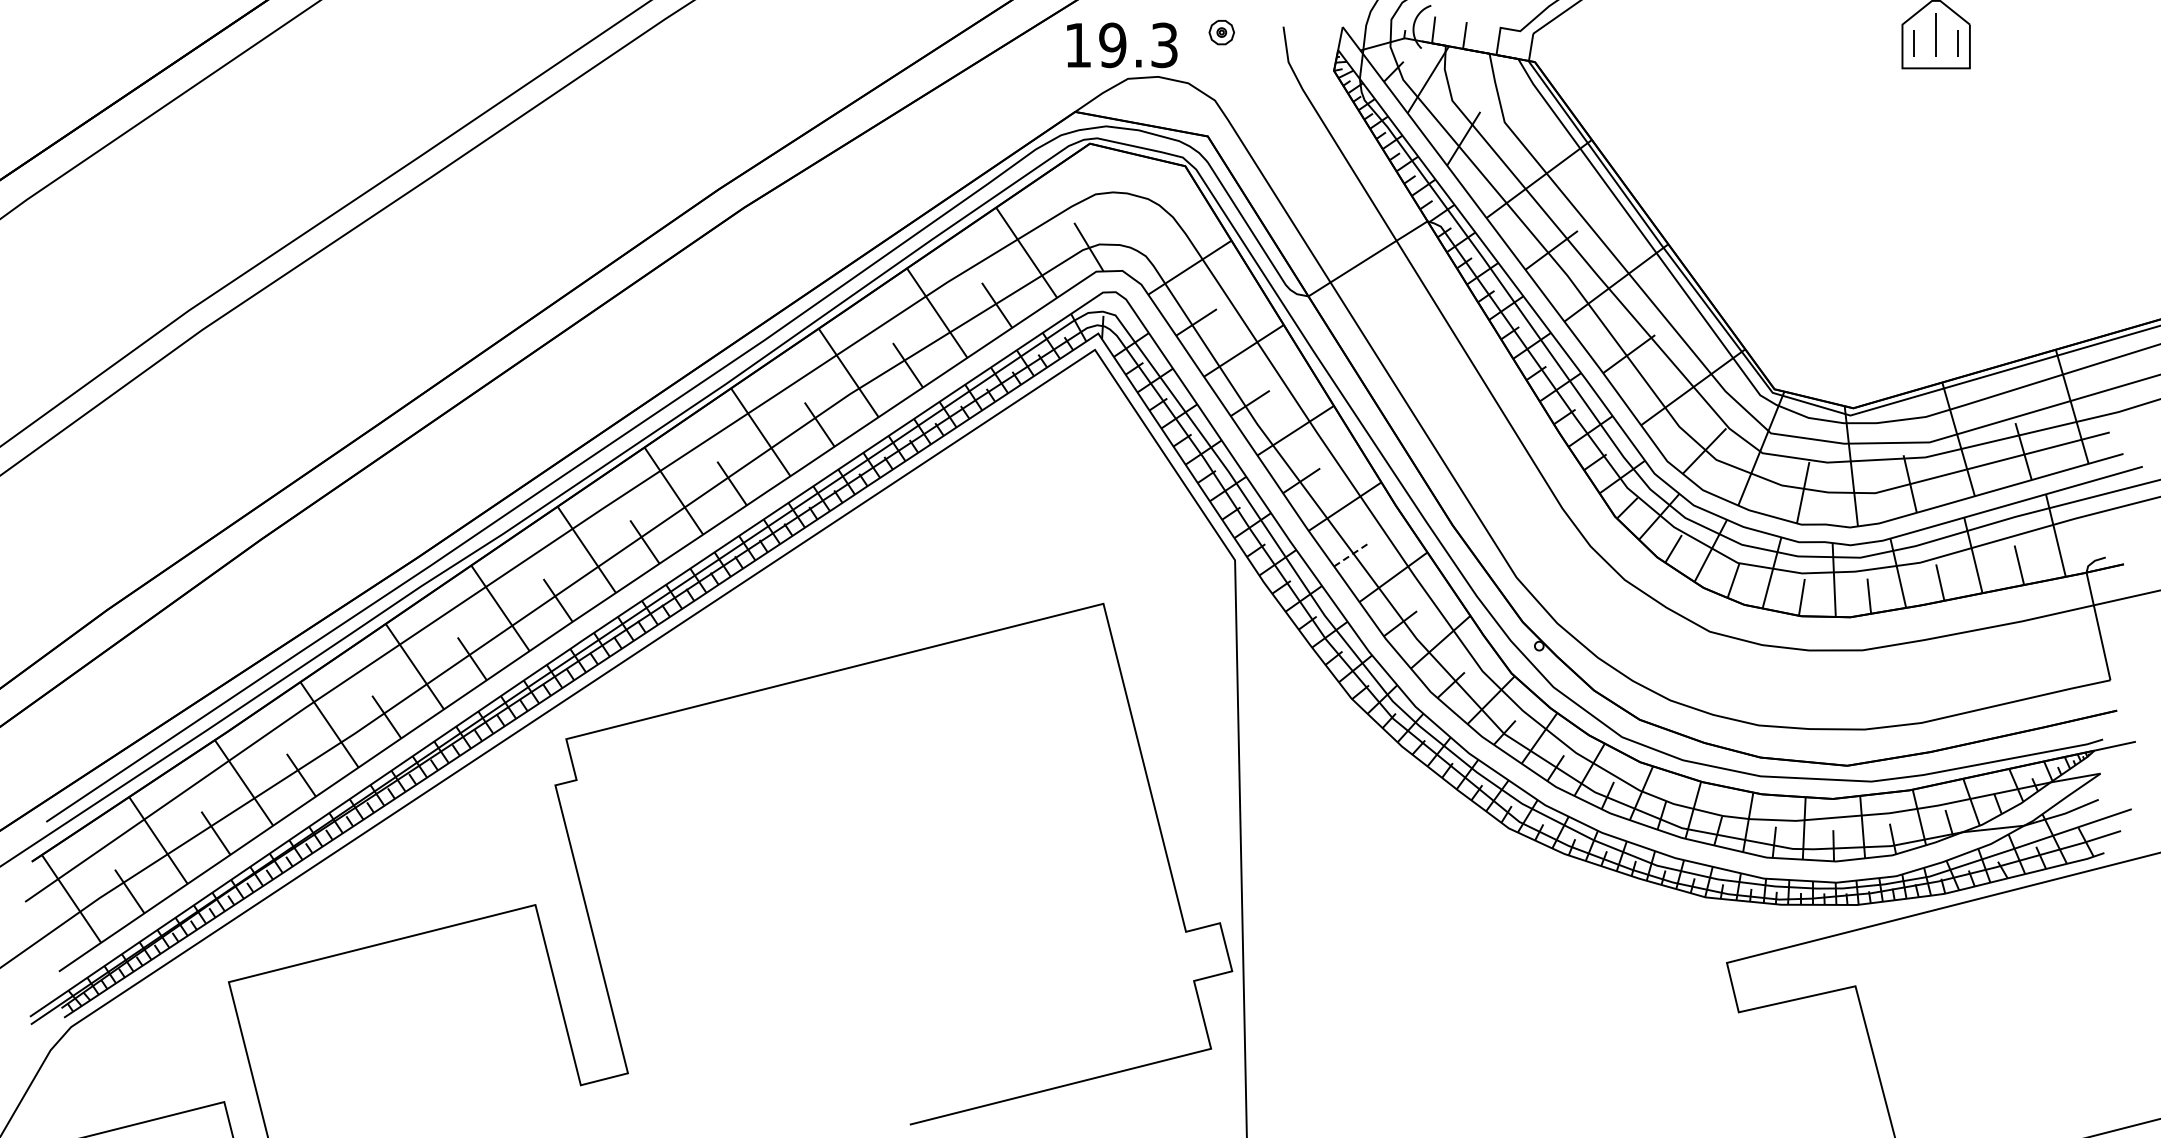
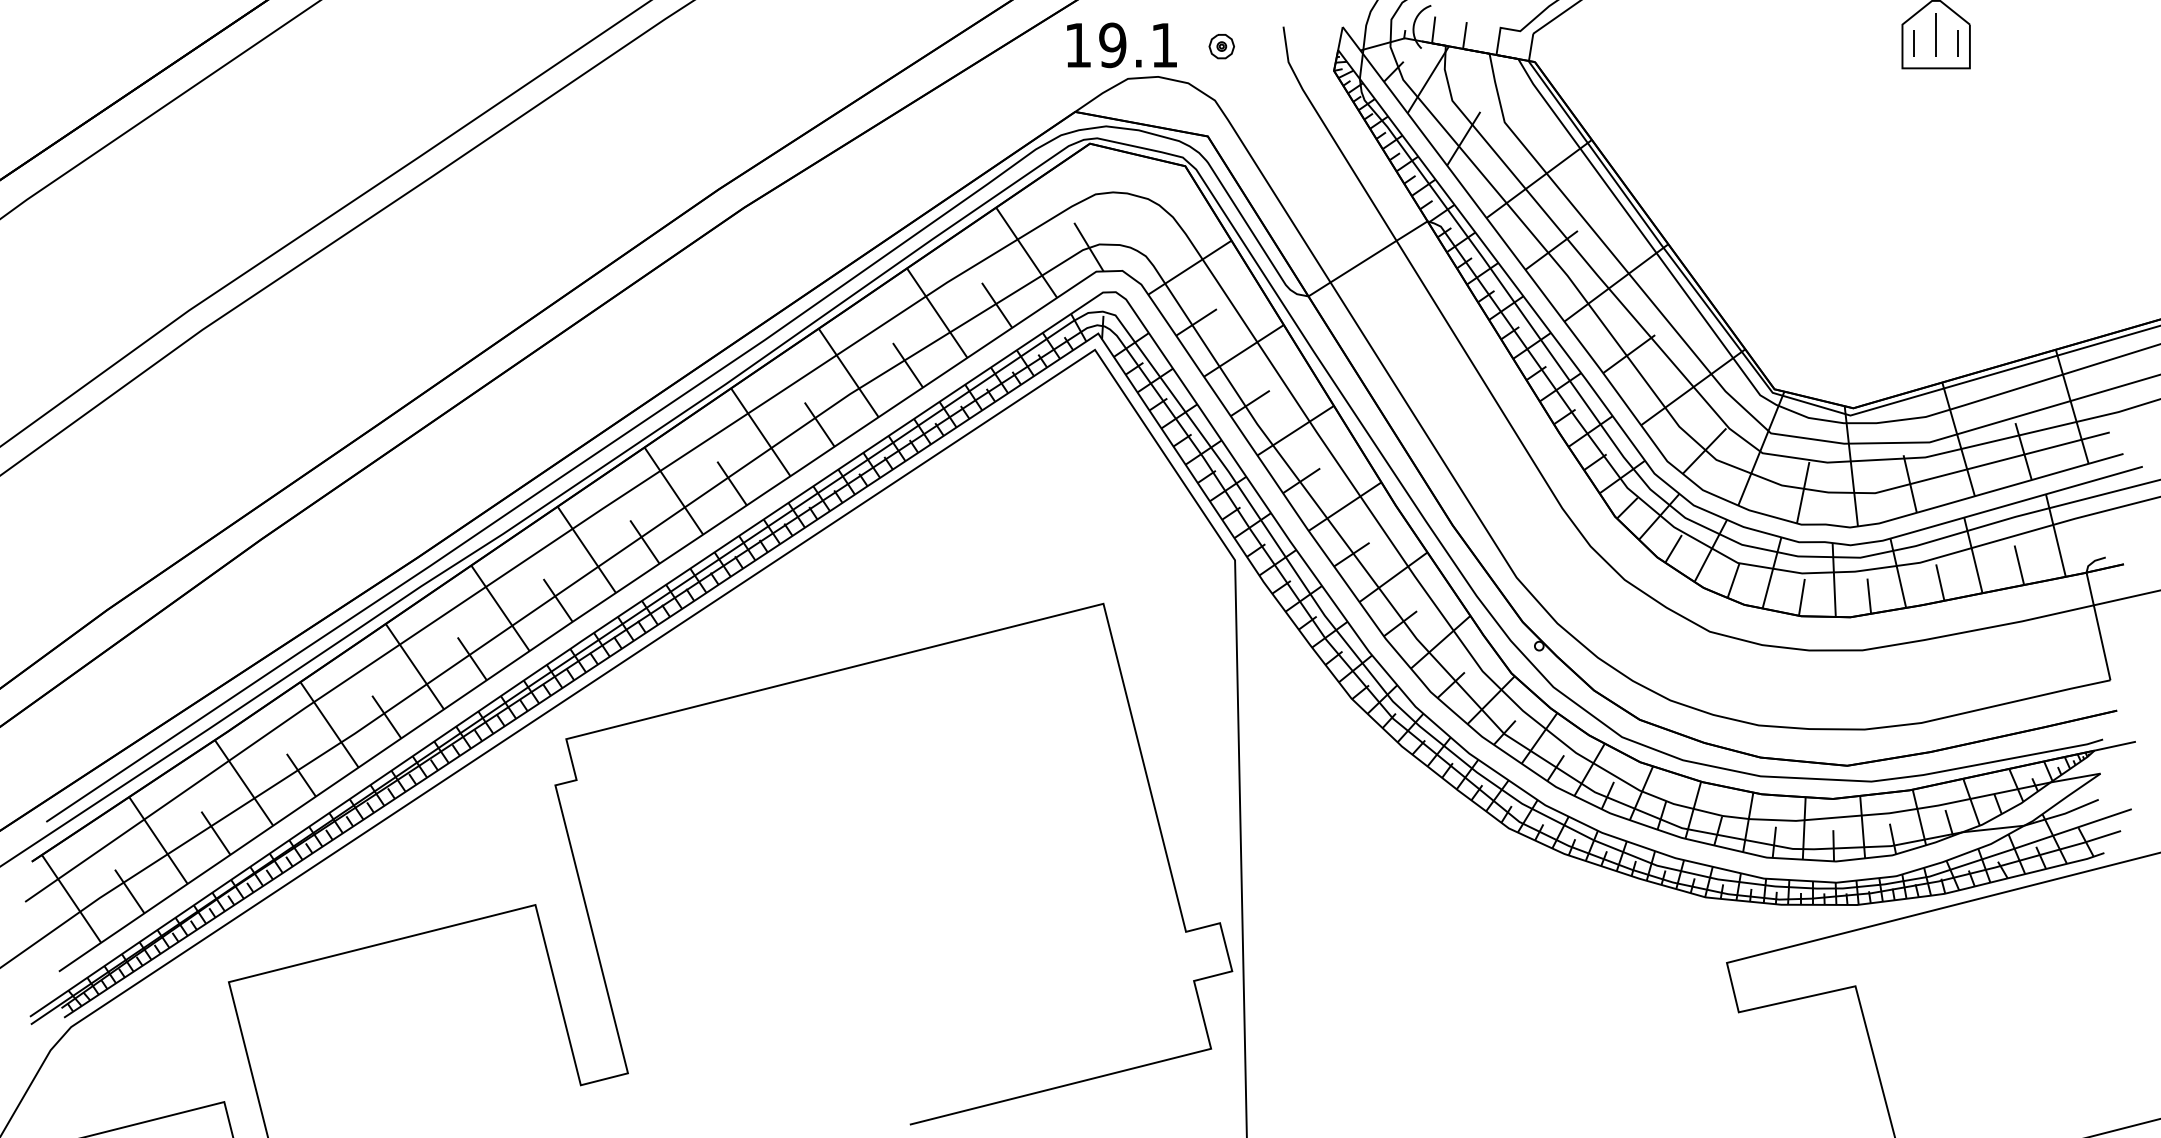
part position: (1221, 32) -> (1221, 46) (1221, 46)
text: 19.3 -> 19.1 (1164, 45)
line: dashed -> solid (1352, 554)
